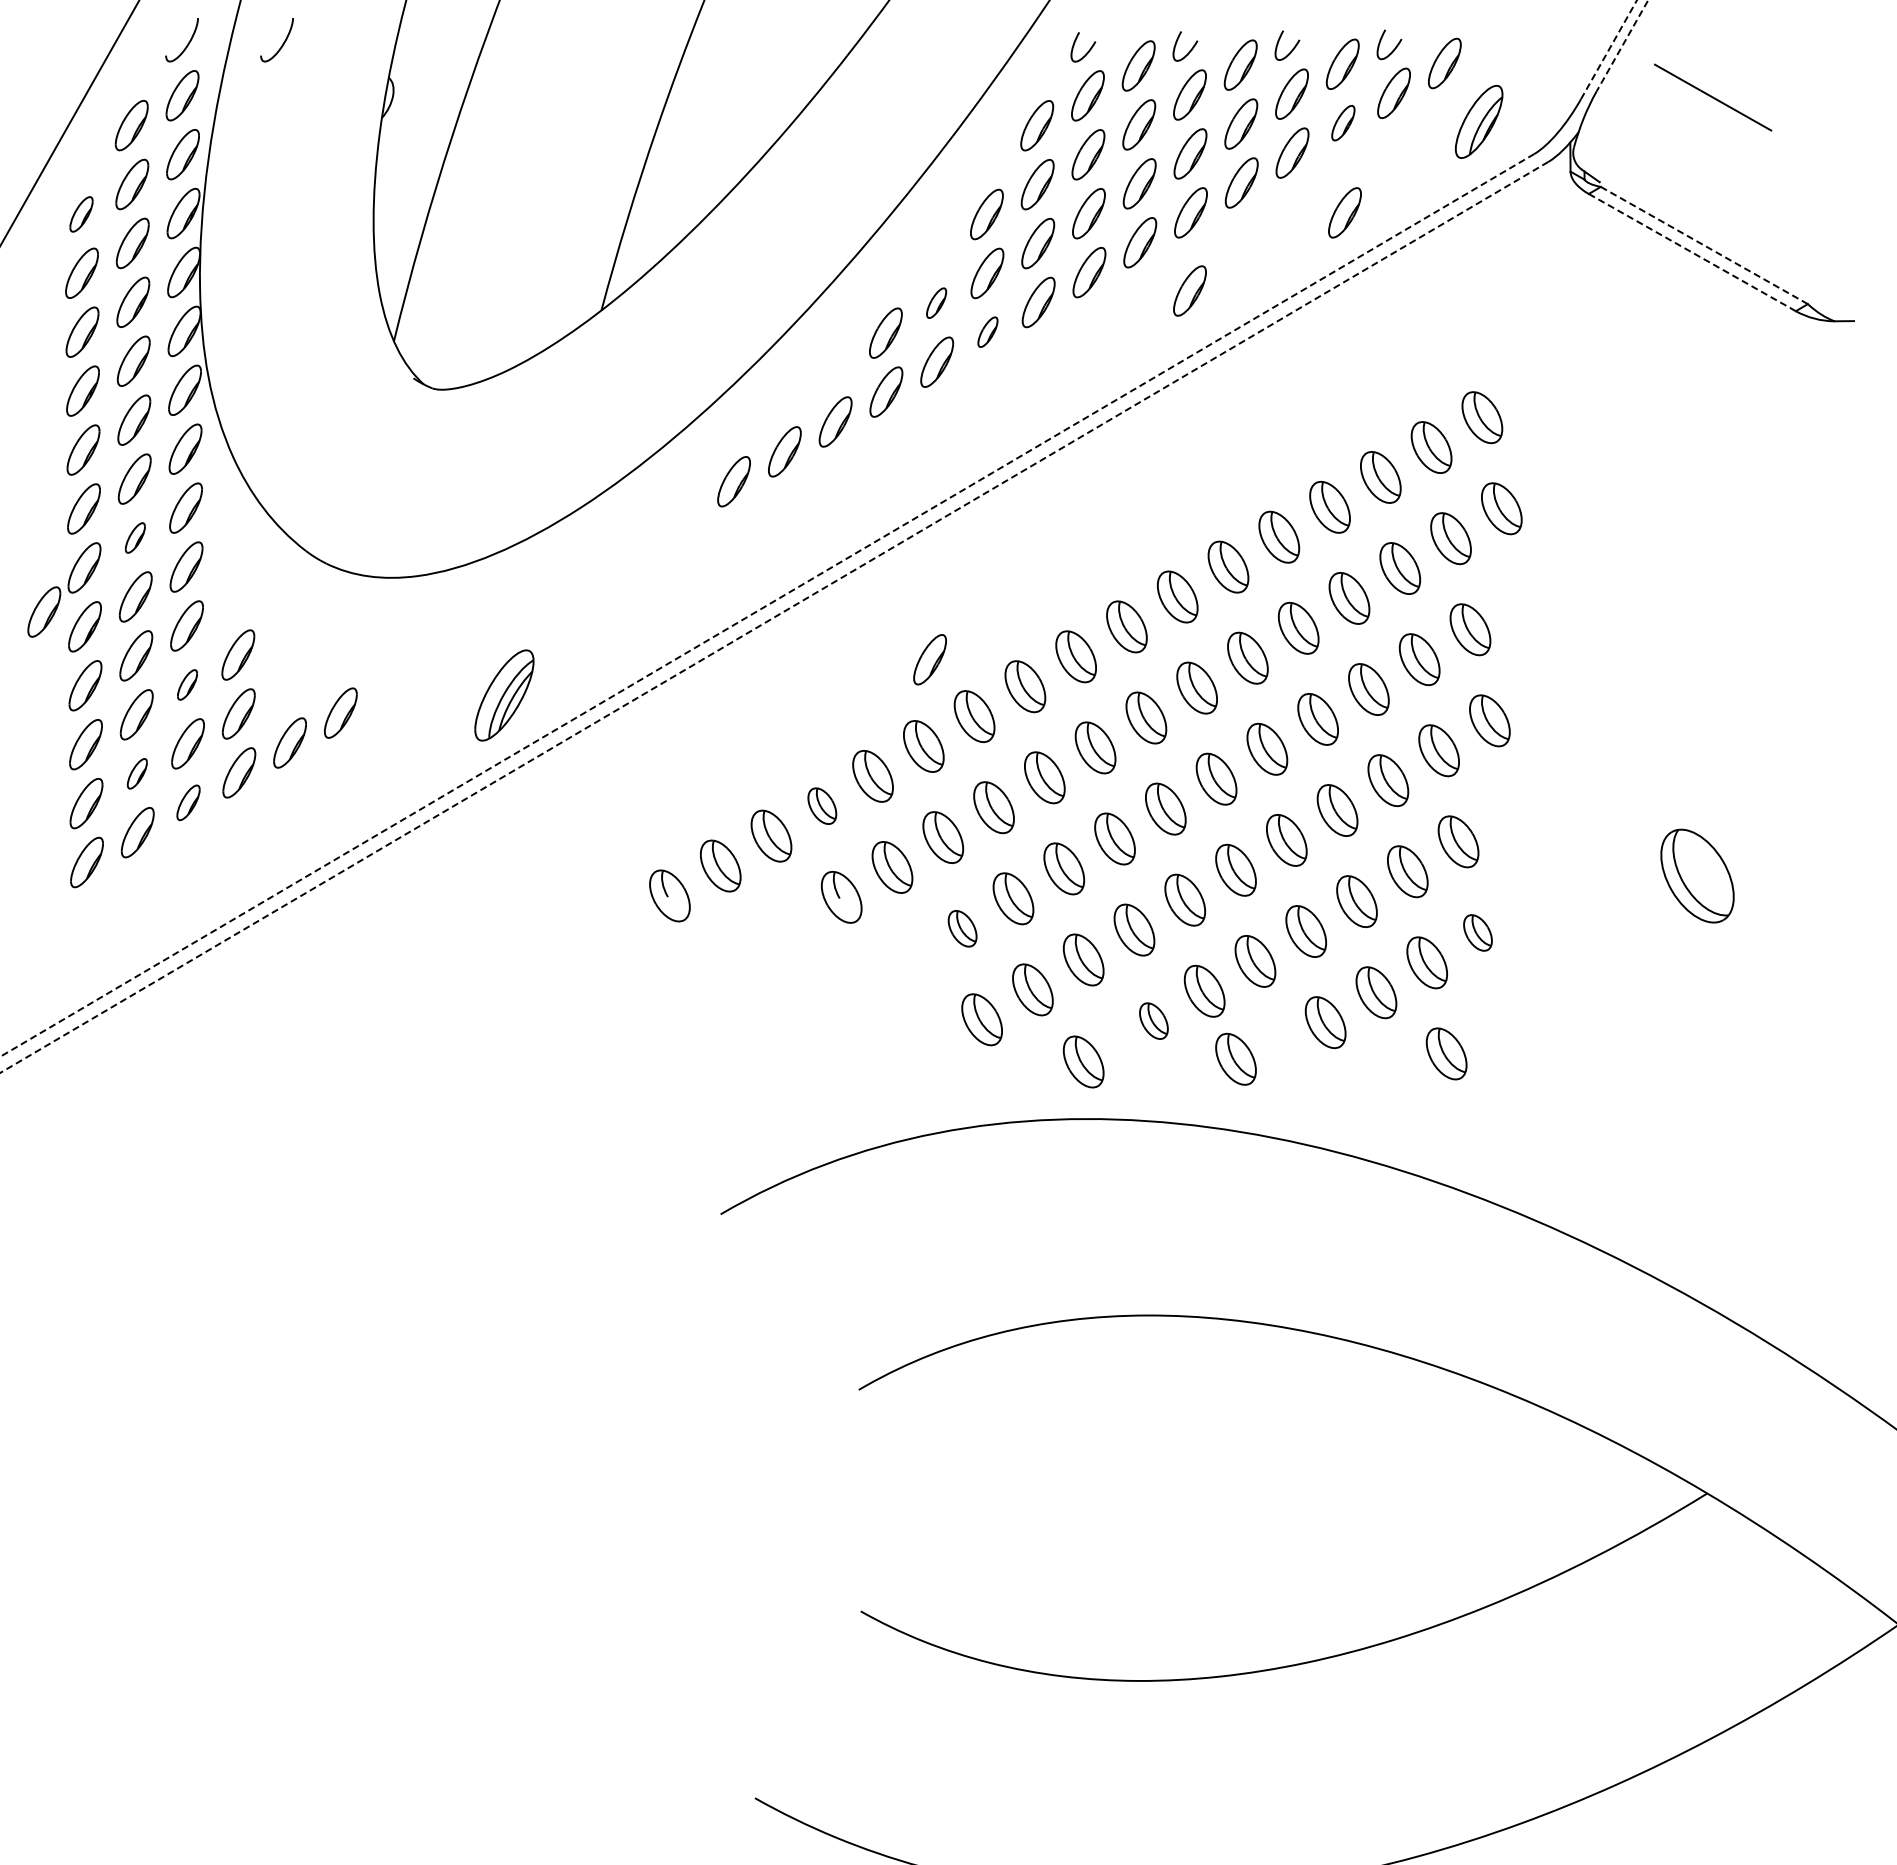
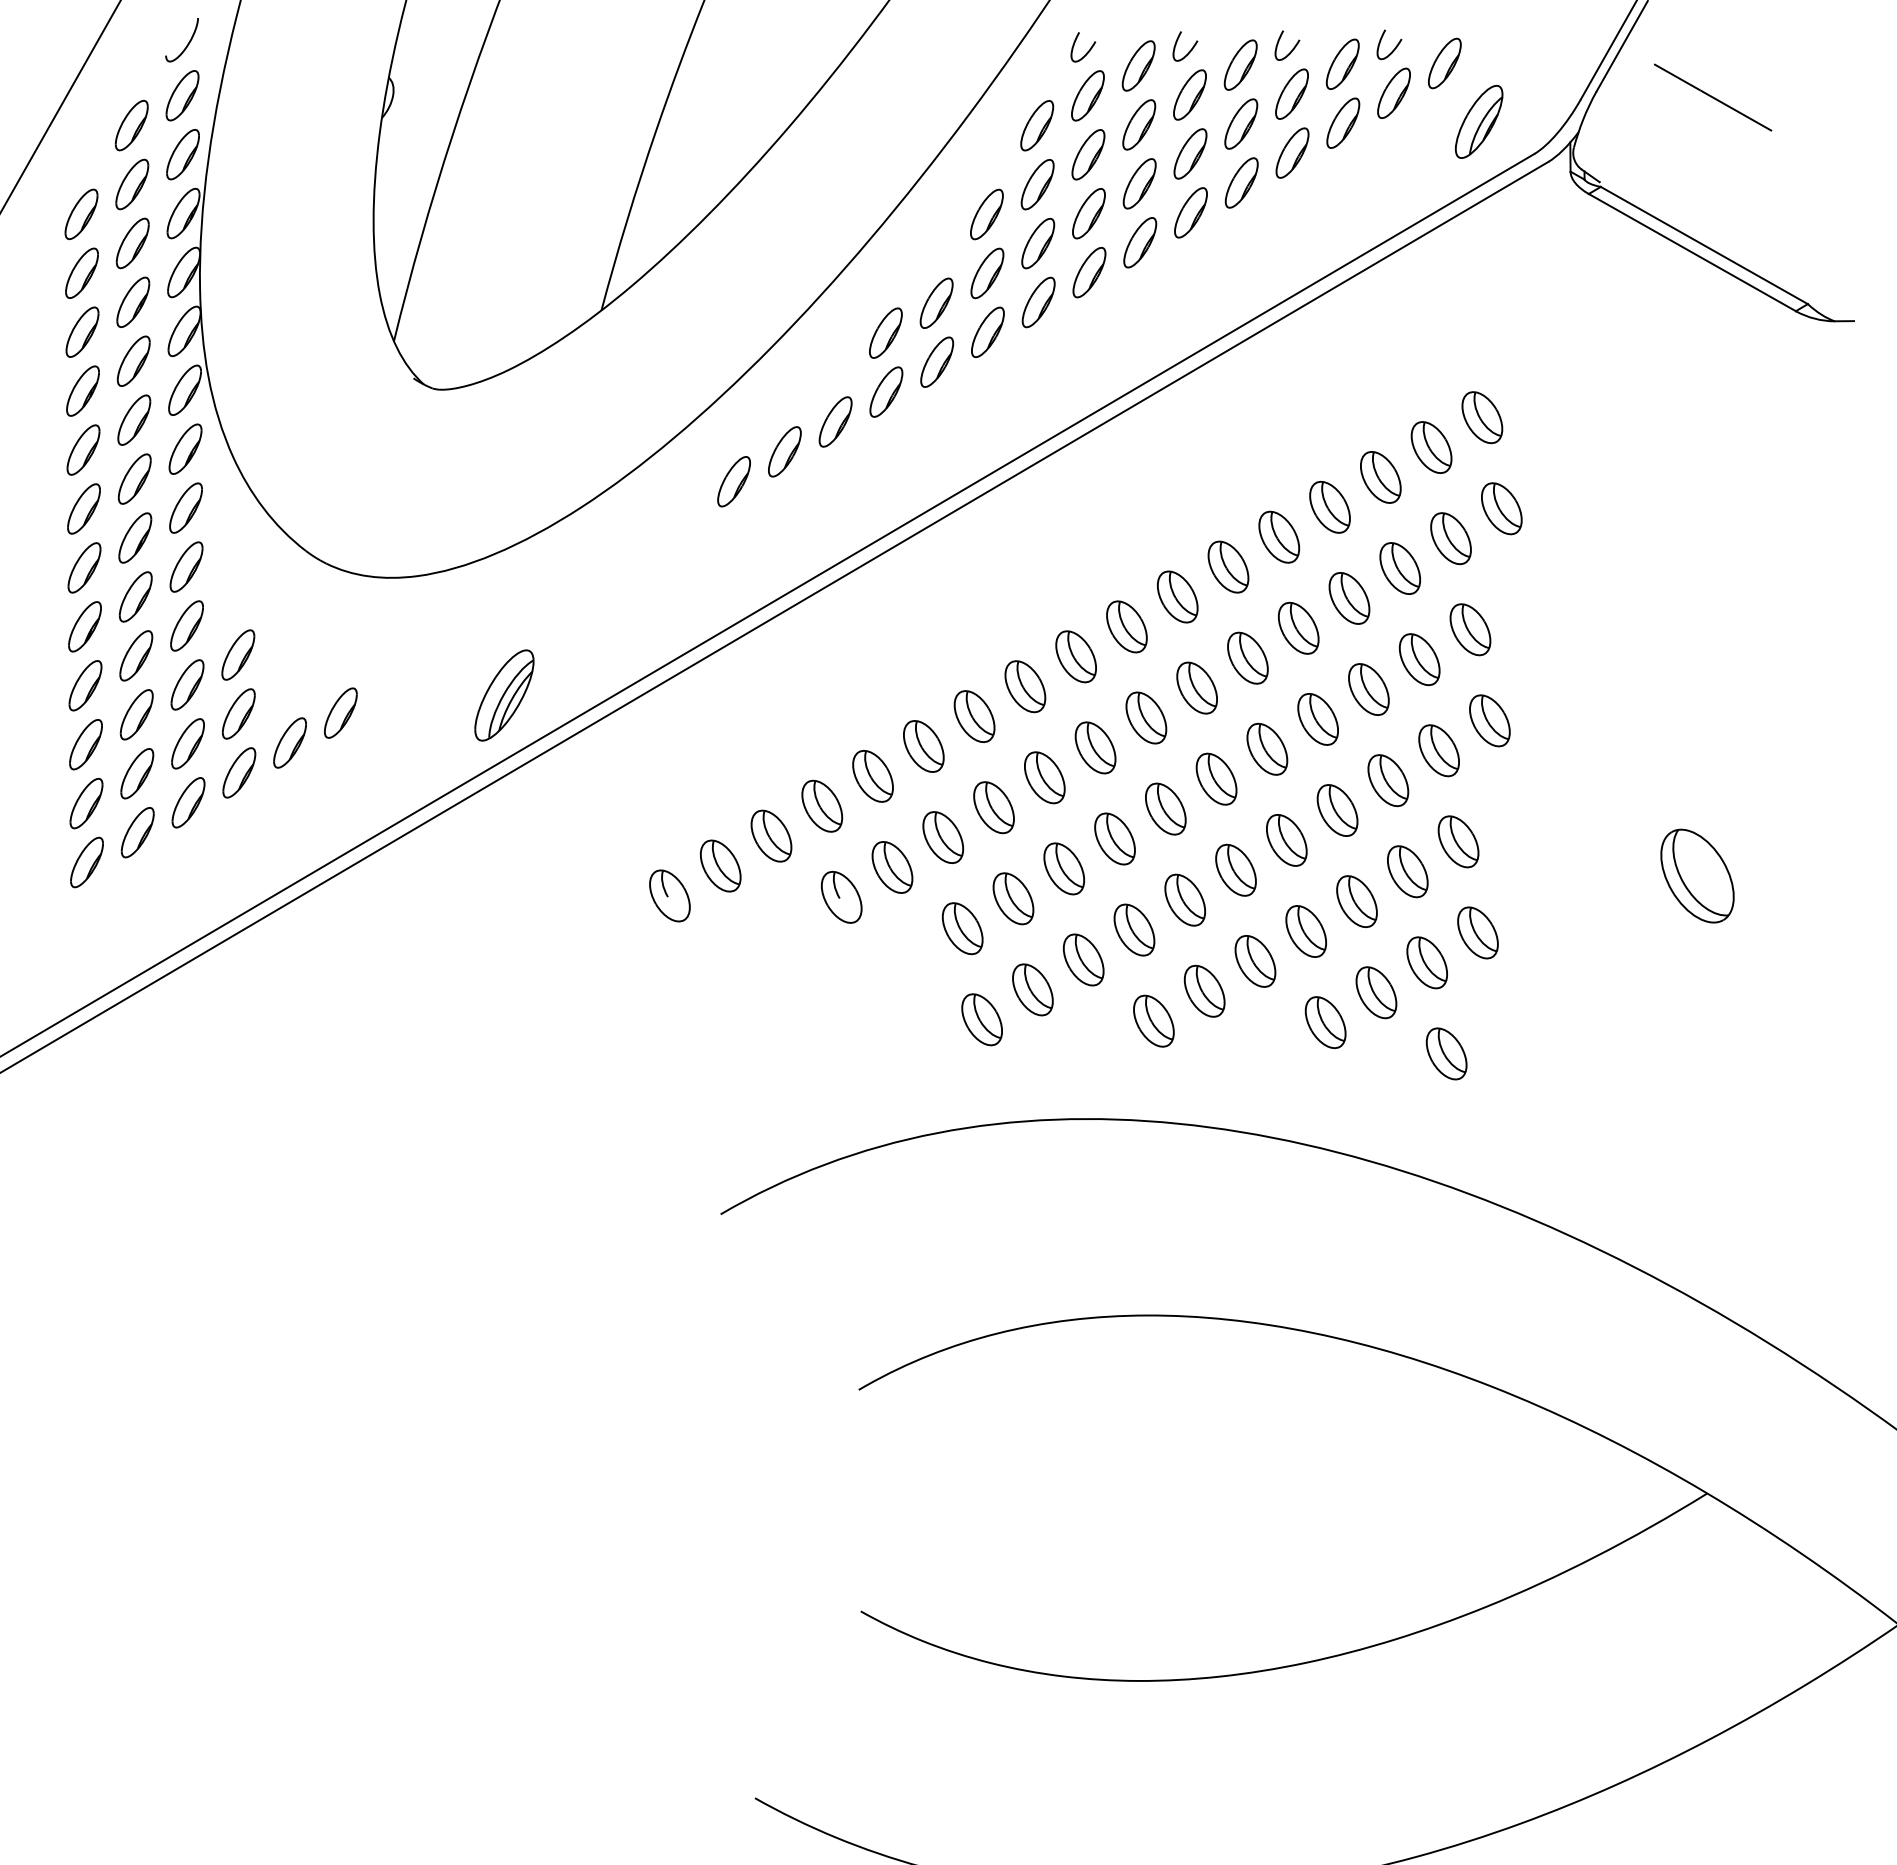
curve: present -> none (282, 43)
line: dashed -> solid (1622, 46)
line: dashed -> solid (1609, 49)
line position: (70, 122) -> (60, 105) (60, 105)
part size: 25x37 px -> 35x52 px (1343, 122)
part: present -> none (1344, 212)
part size: 25x37 px -> 35x53 px (81, 214)
line: dashed -> solid (1704, 245)
line: dashed -> solid (1692, 252)
part: present -> none (1189, 290)
part size: 22x32 px -> 35x52 px (936, 302)
part size: 22x32 px -> 34x52 px (987, 331)
part size: 22x32 px -> 35x52 px (135, 537)
line: dashed -> solid (767, 605)
part: present -> none (44, 611)
line: dashed -> solid (774, 617)
part: present -> none (929, 659)
part size: 21x32 px -> 35x52 px (187, 684)
part size: 22x32 px -> 35x52 px (137, 773)
part size: 25x37 px -> 35x52 px (188, 802)
part size: 31x38 px -> 43x54 px (822, 805)
part size: 31x38 px -> 43x54 px (962, 928)
part size: 30x38 px -> 42x54 px (1477, 932)
part size: 30x38 px -> 42x54 px (1153, 1020)
part: present -> none (1235, 1058)
part: present -> none (1083, 1061)
